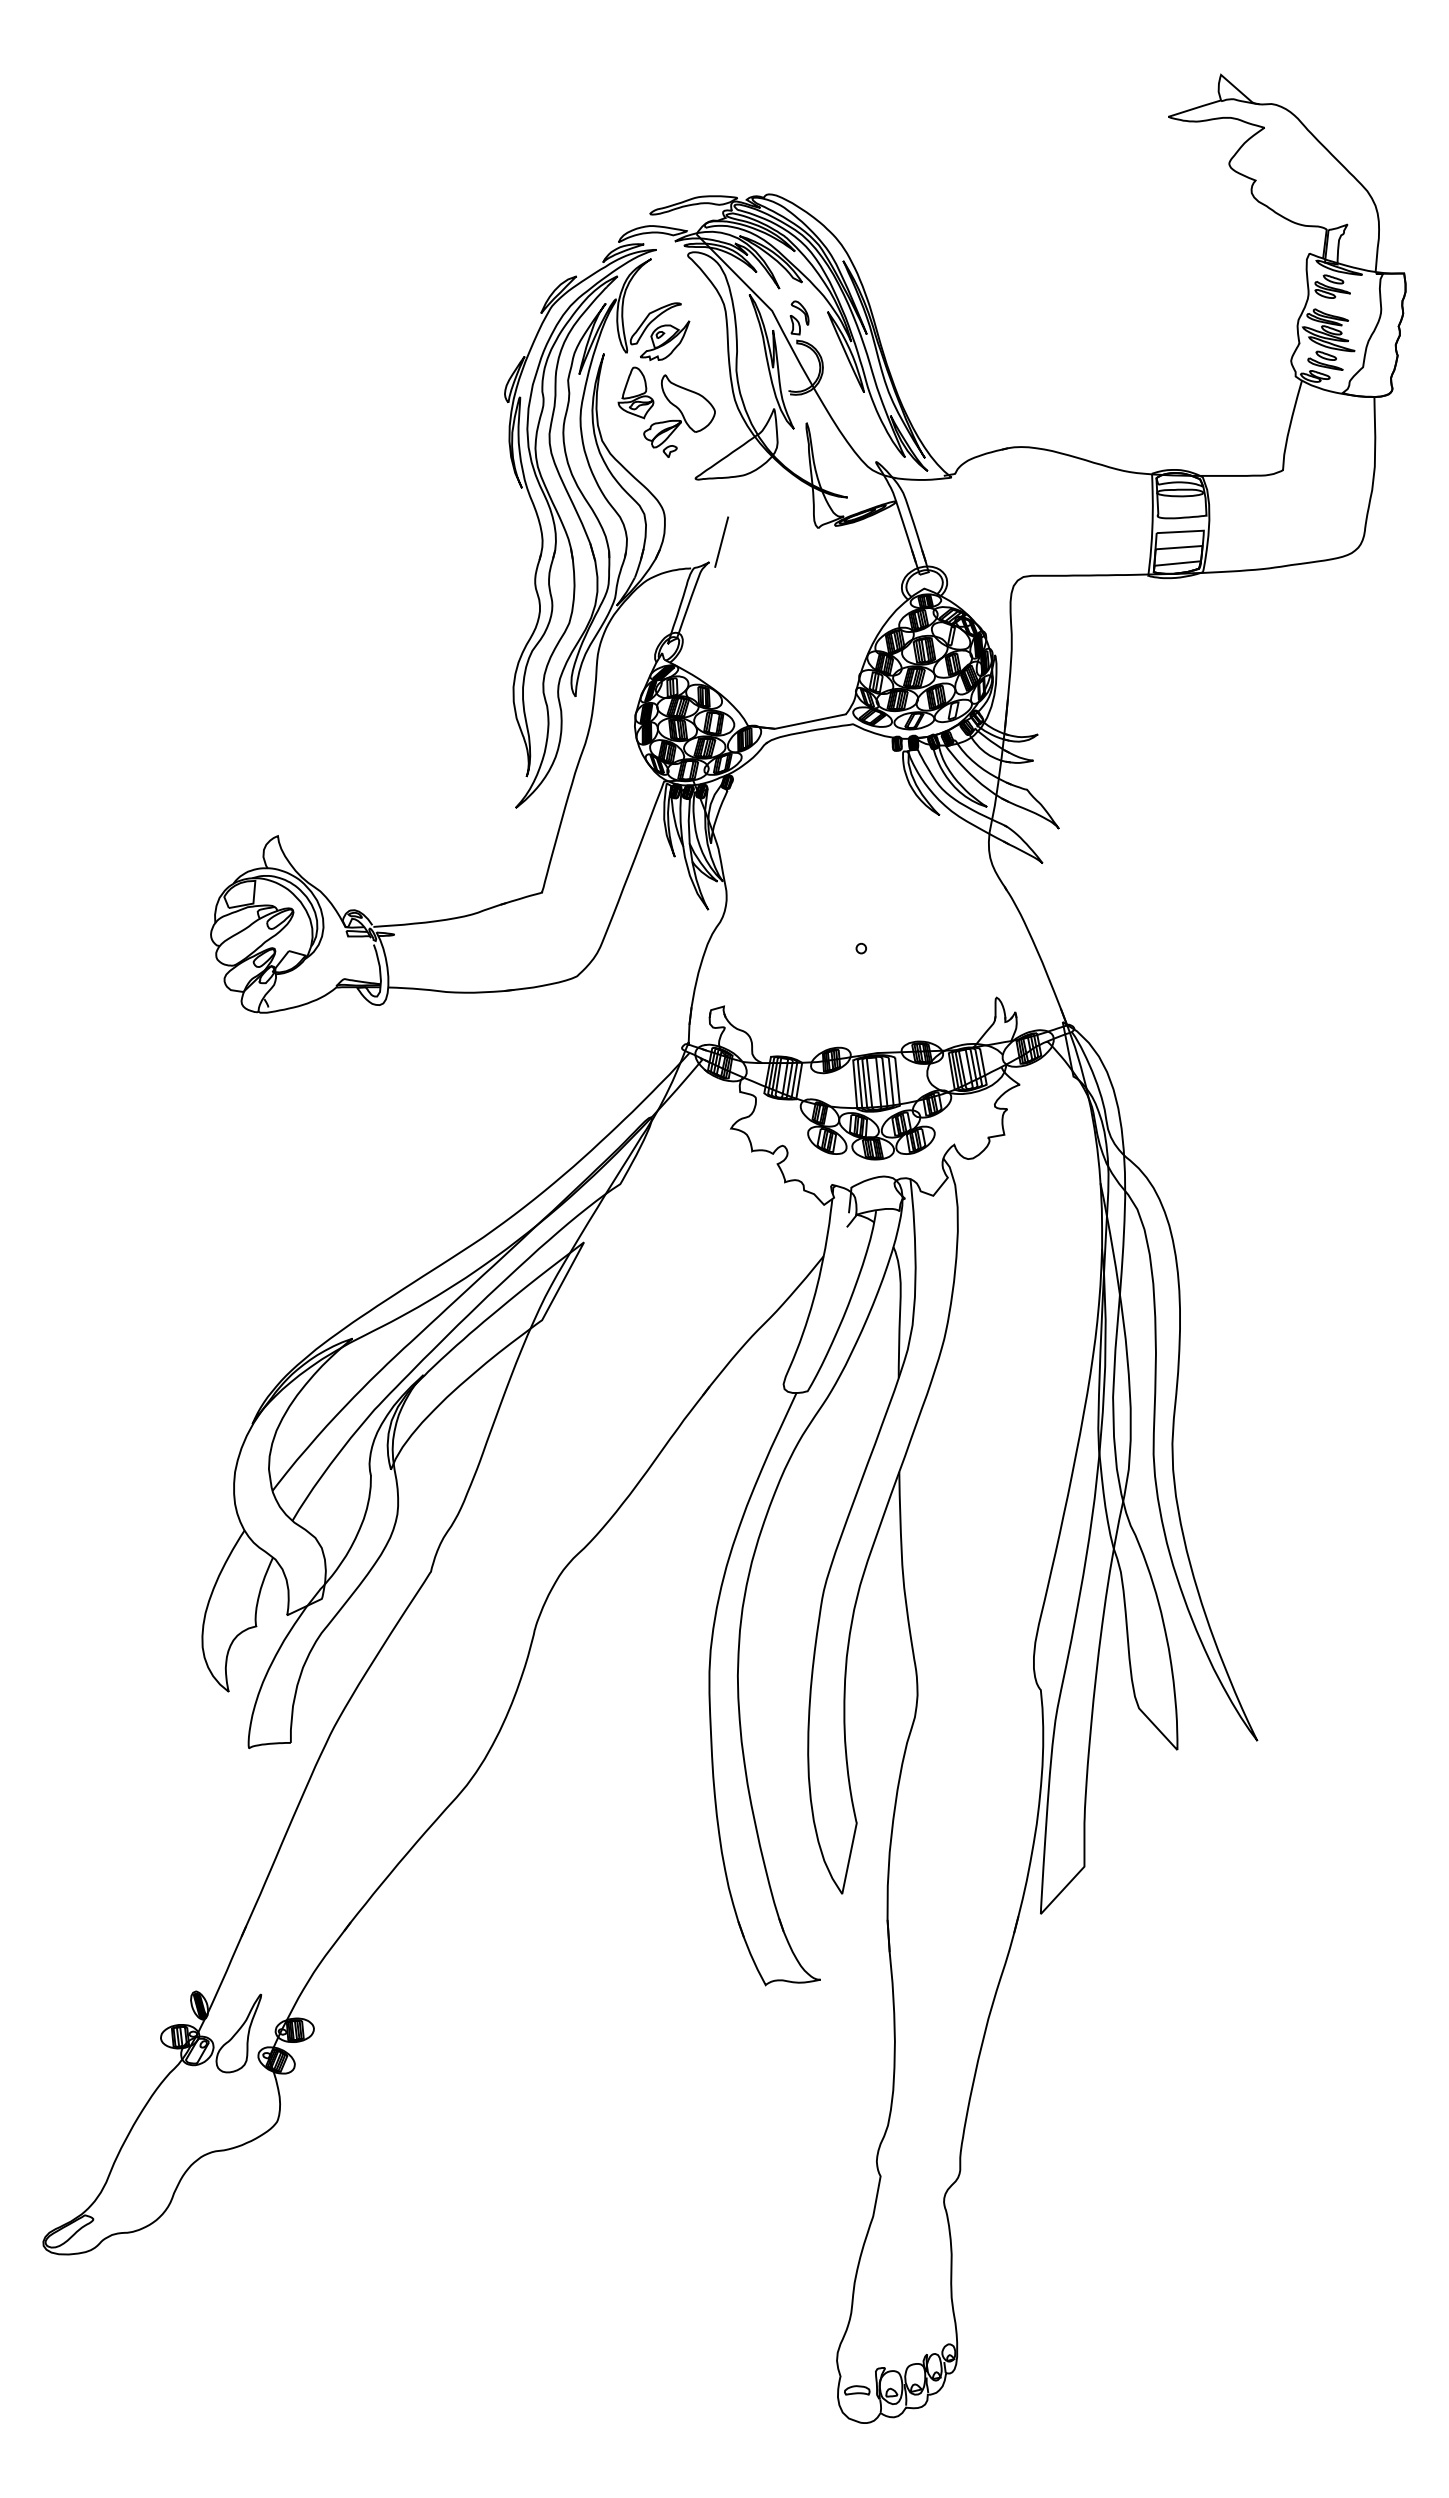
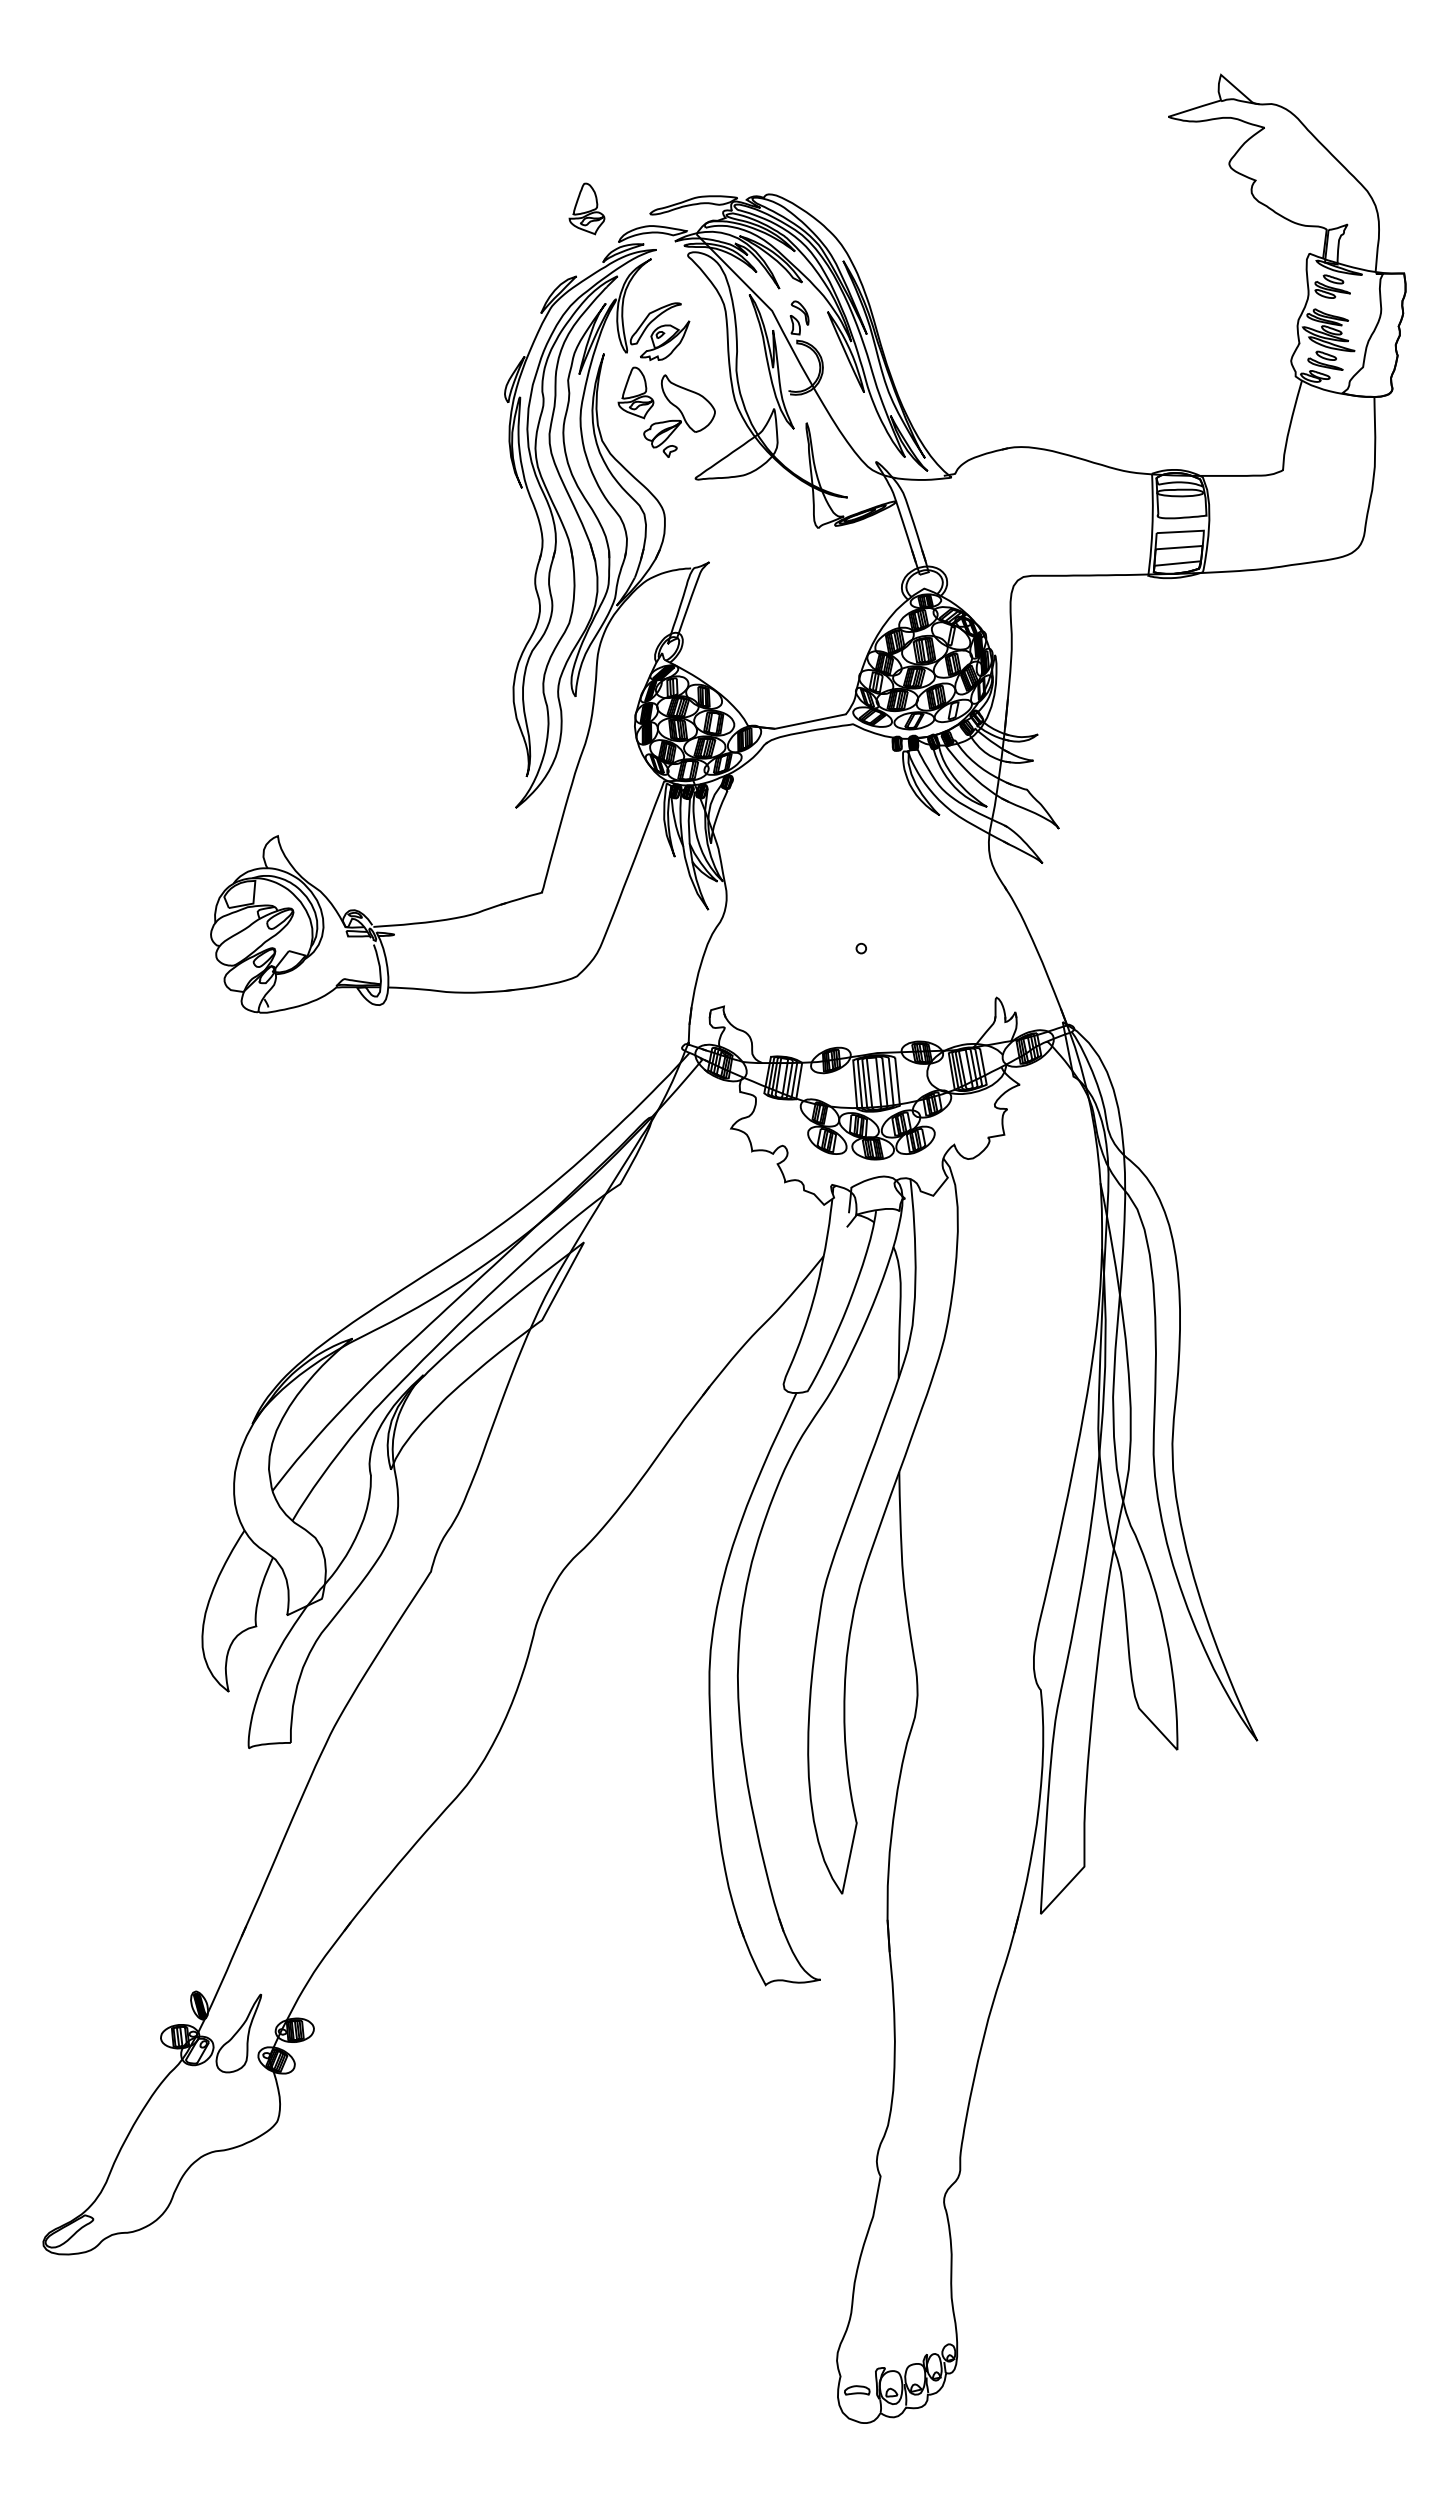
part: none -> present (586, 208)
line: present -> none (721, 541)
